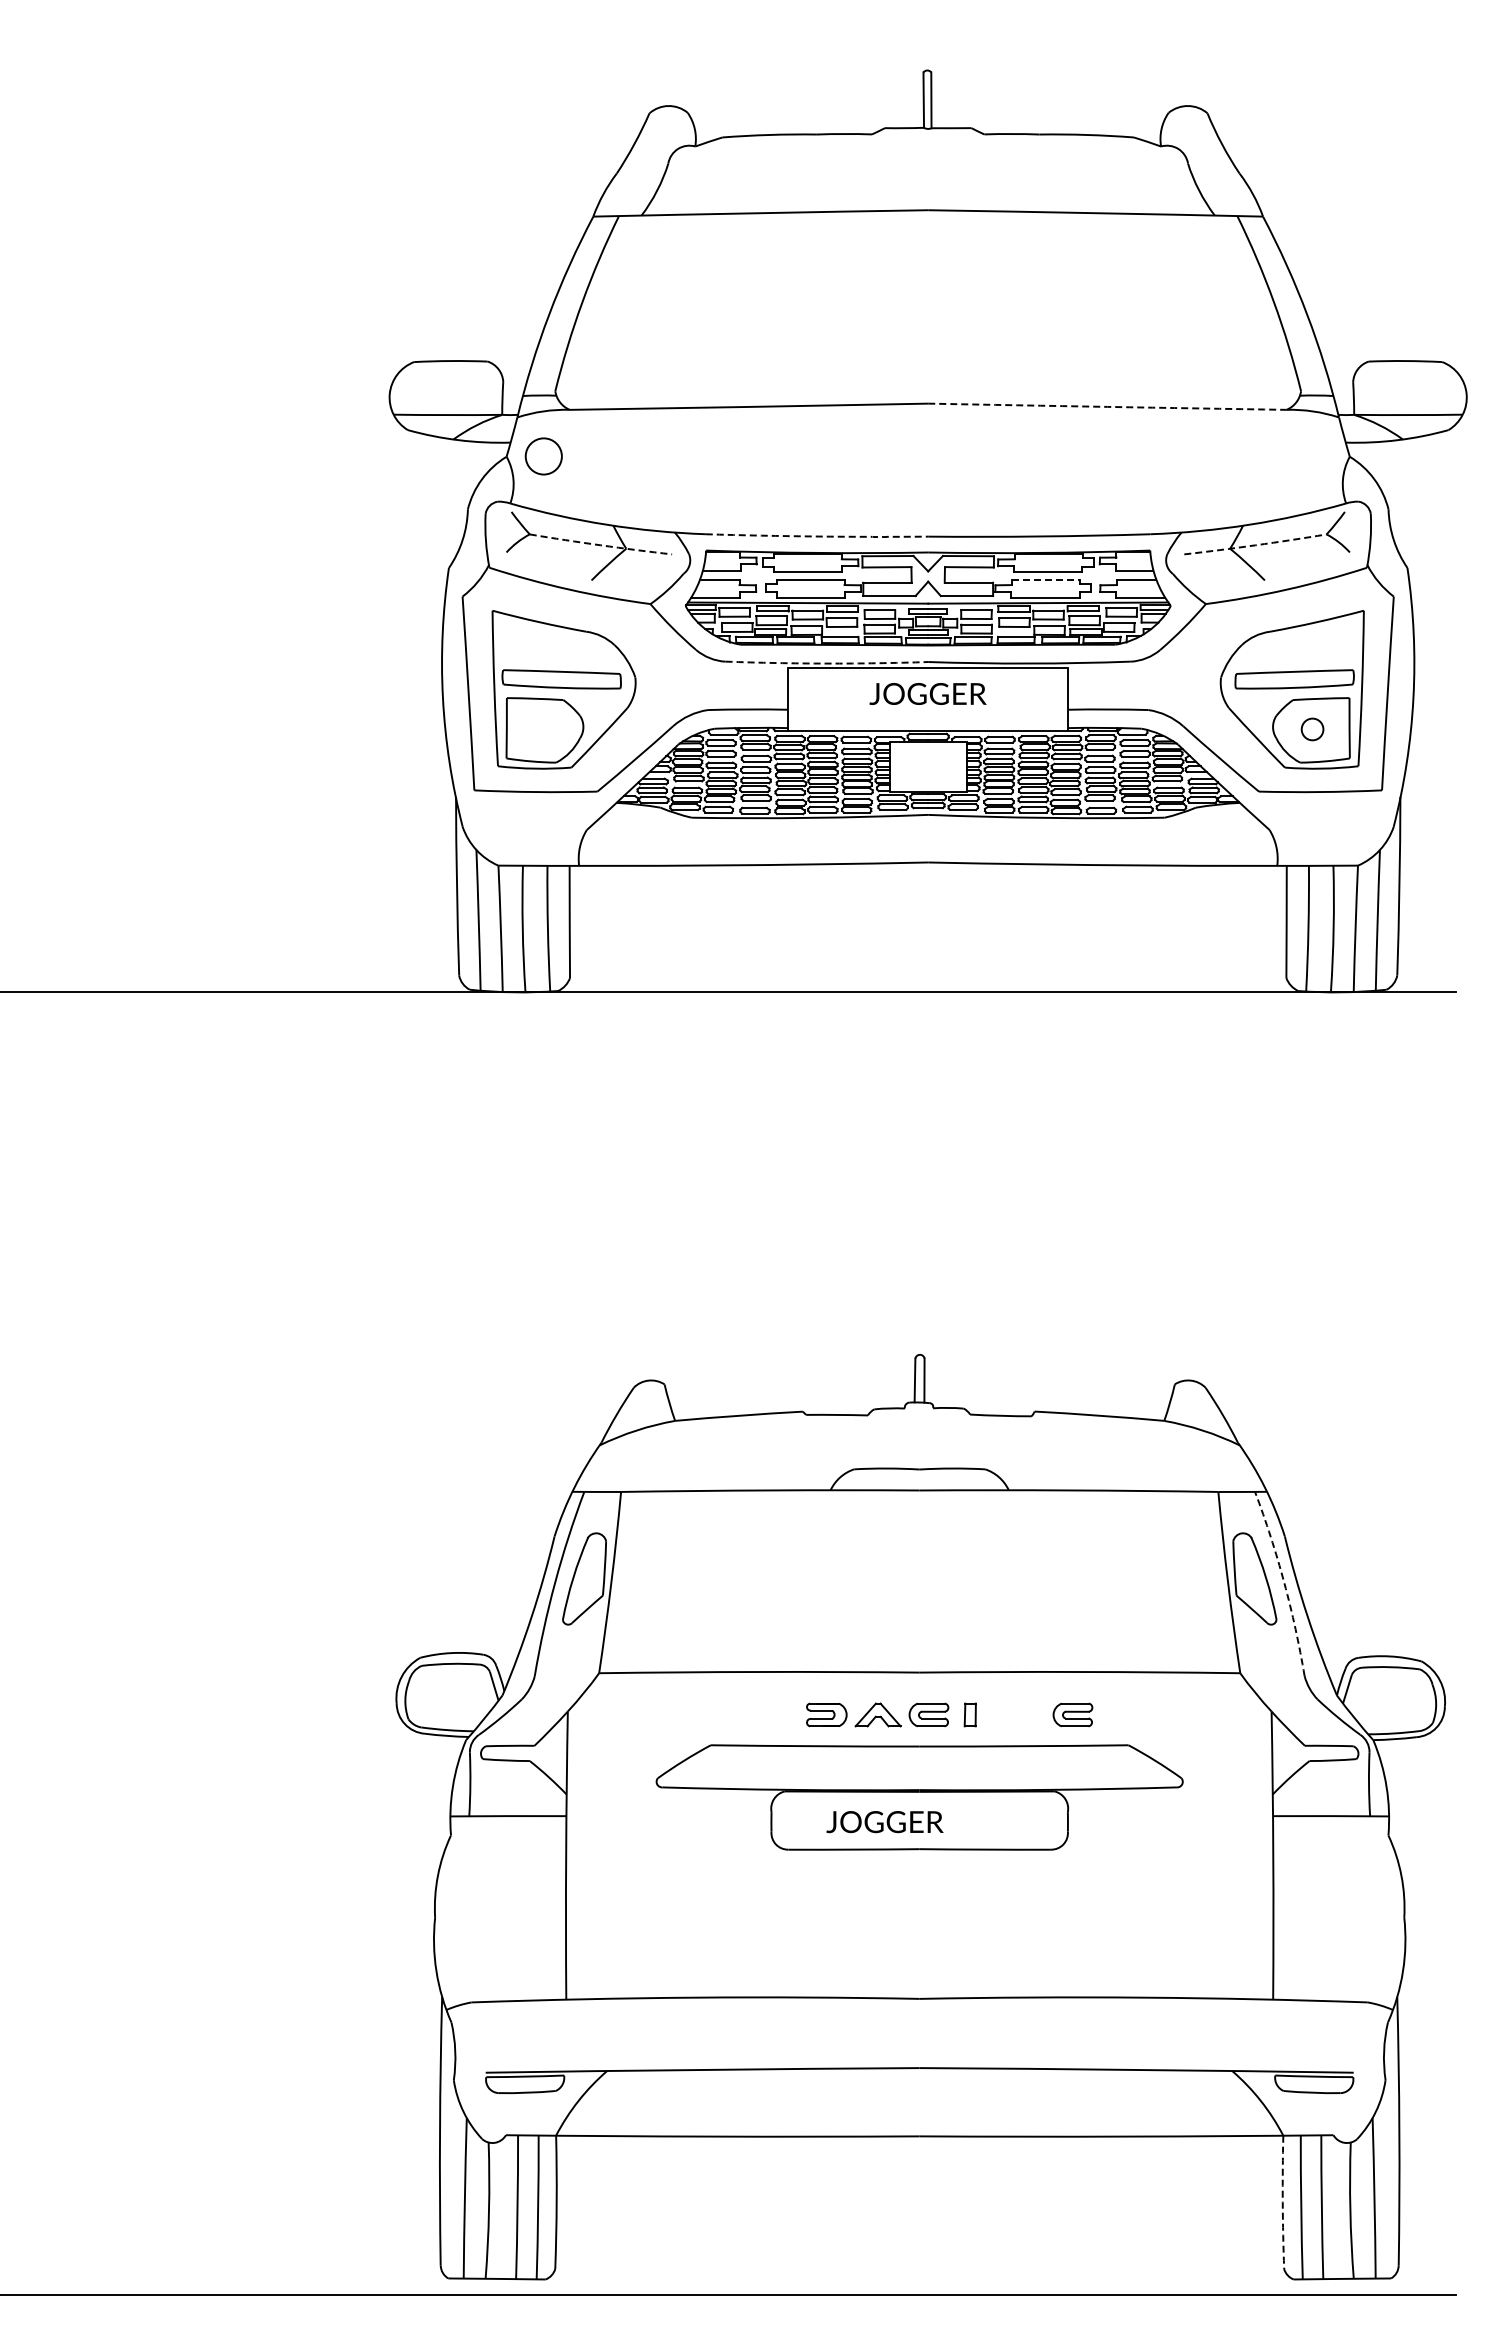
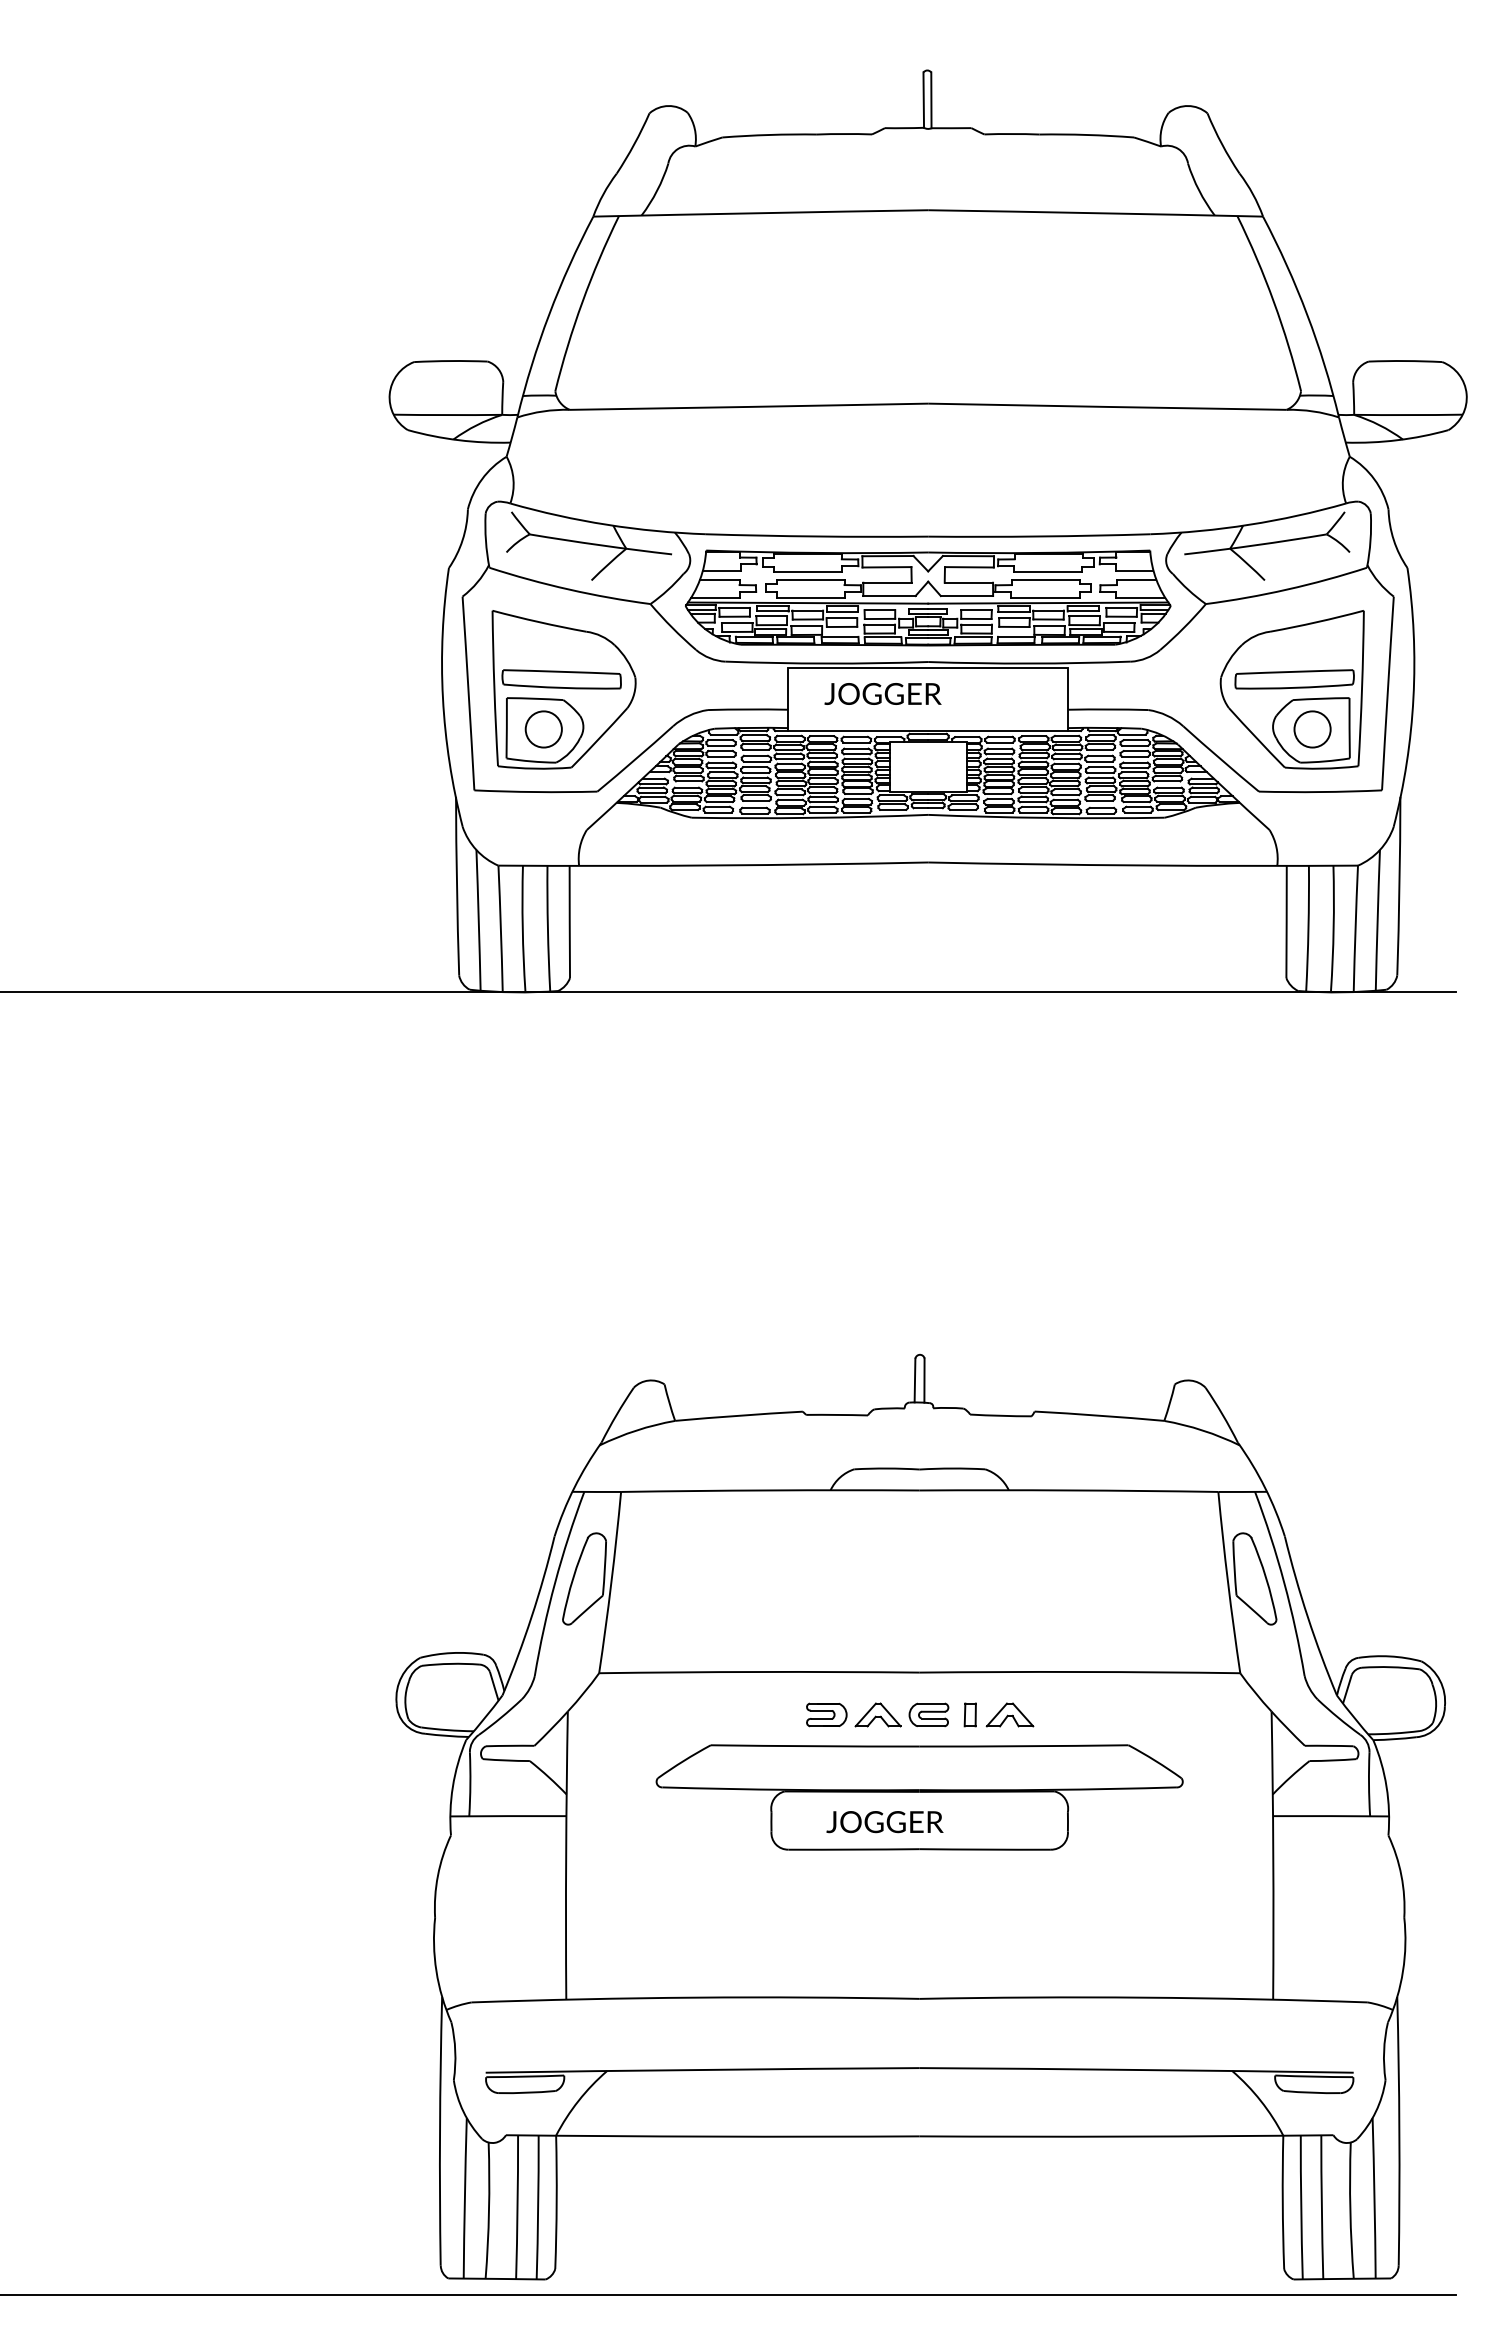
arc: dashed -> solid (1107, 406)
circle position: (543, 456) -> (543, 729) (543, 729)
arc: dashed -> solid (816, 536)
arc: dashed -> solid (600, 545)
arc: dashed -> solid (1255, 545)
line: dashed -> solid (1046, 579)
arc: dashed -> solid (826, 663)
text position: (927, 693) -> (882, 693) (882, 693)
circle diameter: 22 px -> 36 px (1312, 729)
arc: dashed -> solid (1284, 1582)
part: none -> present (1009, 1714)
part: present -> none (1072, 1714)
arc: dashed -> solid (1282, 2202)
